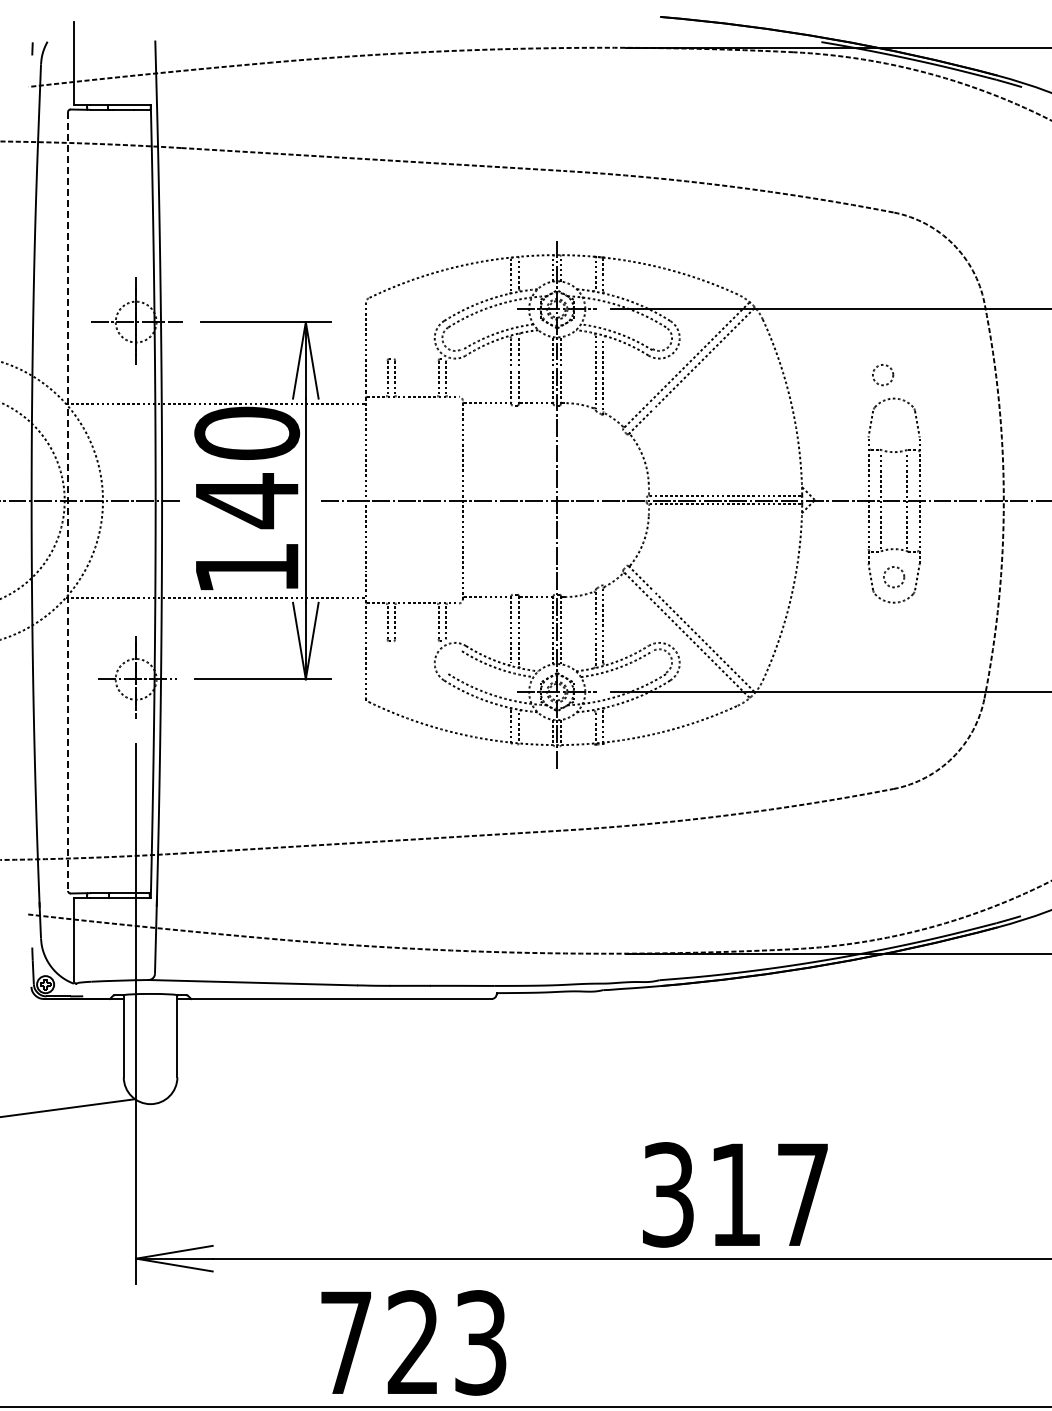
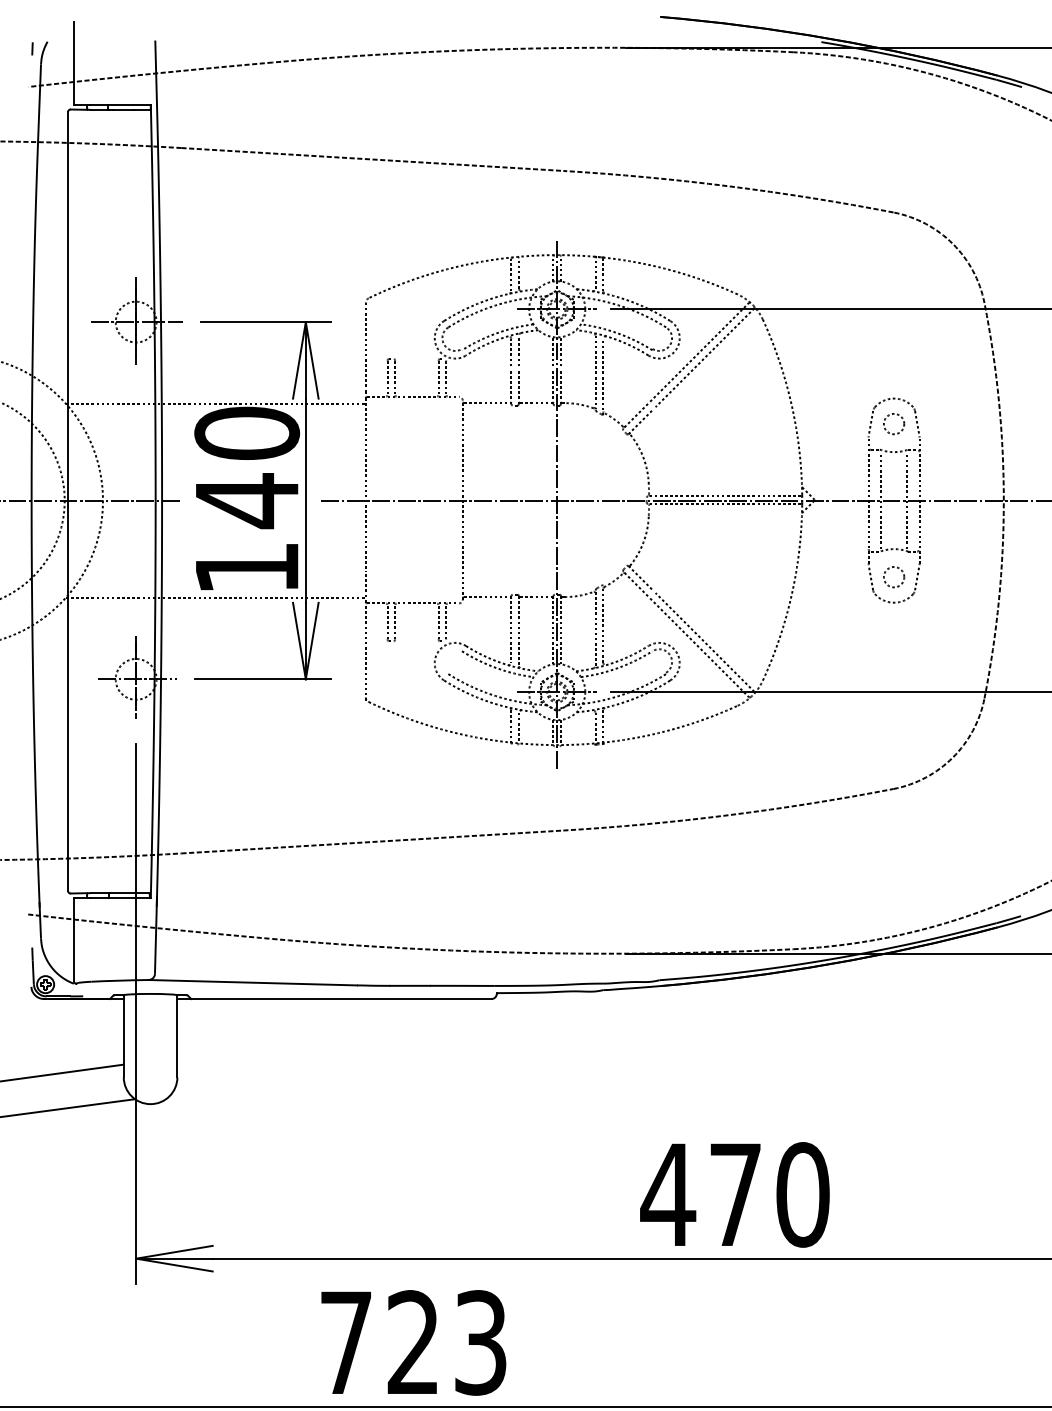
circle position: (883, 375) -> (894, 424) (894, 424)
line: dashed -> solid (68, 502)
line: none -> present (62, 1072)
text: 317 -> 470 (734, 1194)
